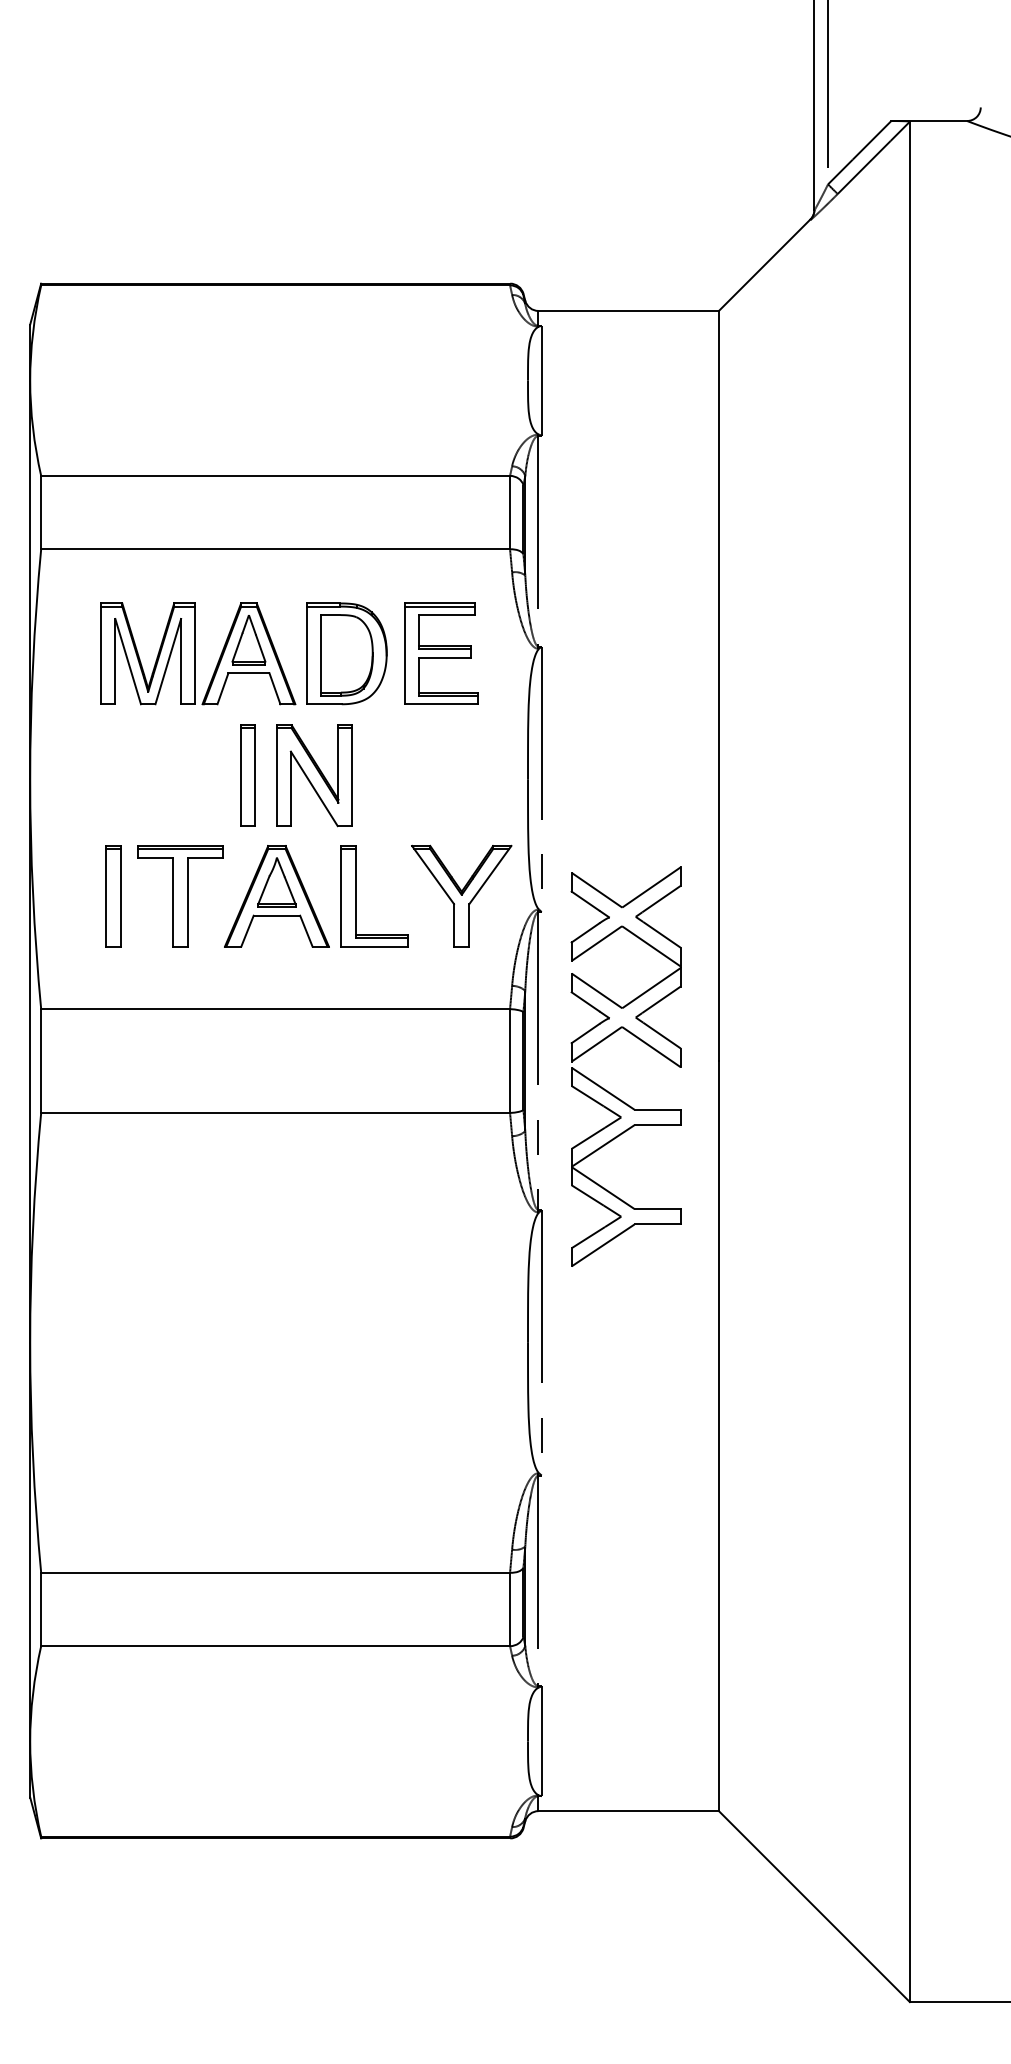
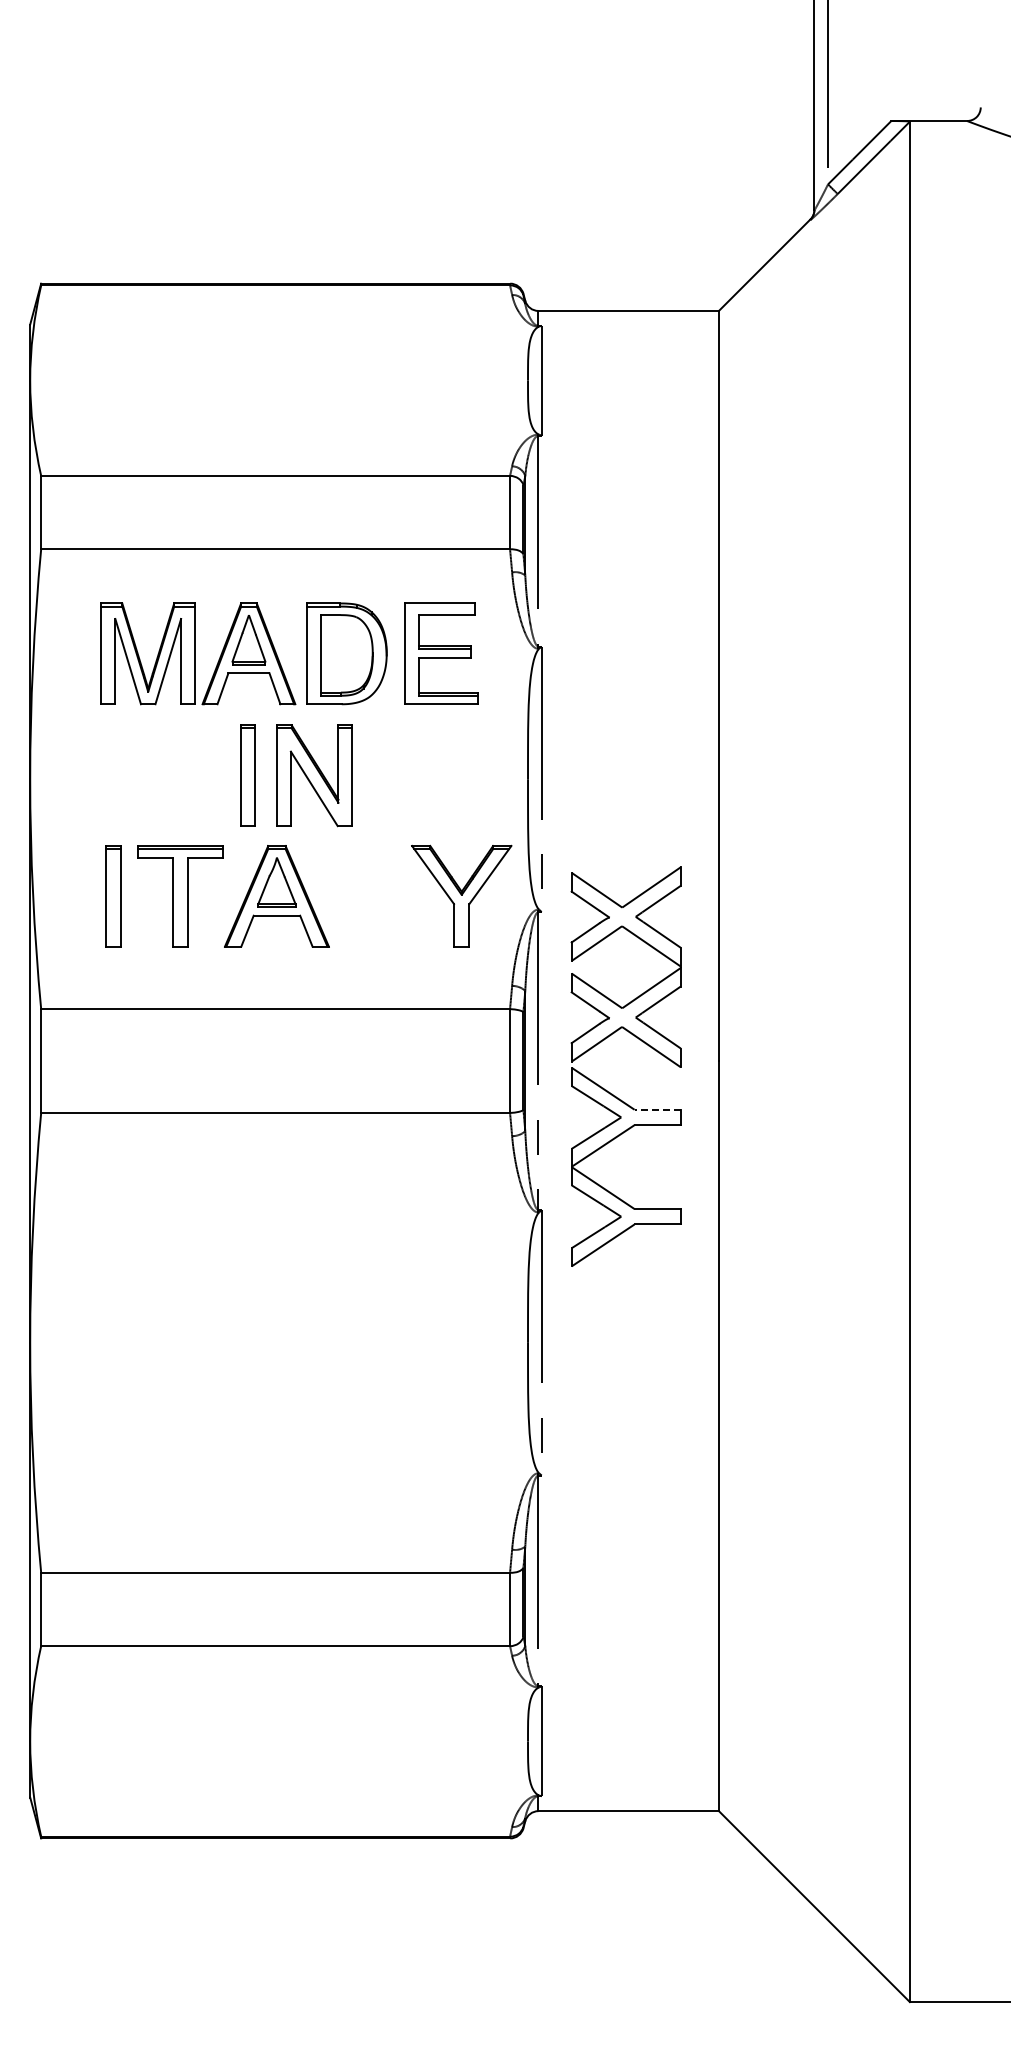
line: present -> none (439, 606)
part: present -> none (356, 896)
line: solid -> dashed (657, 1109)
